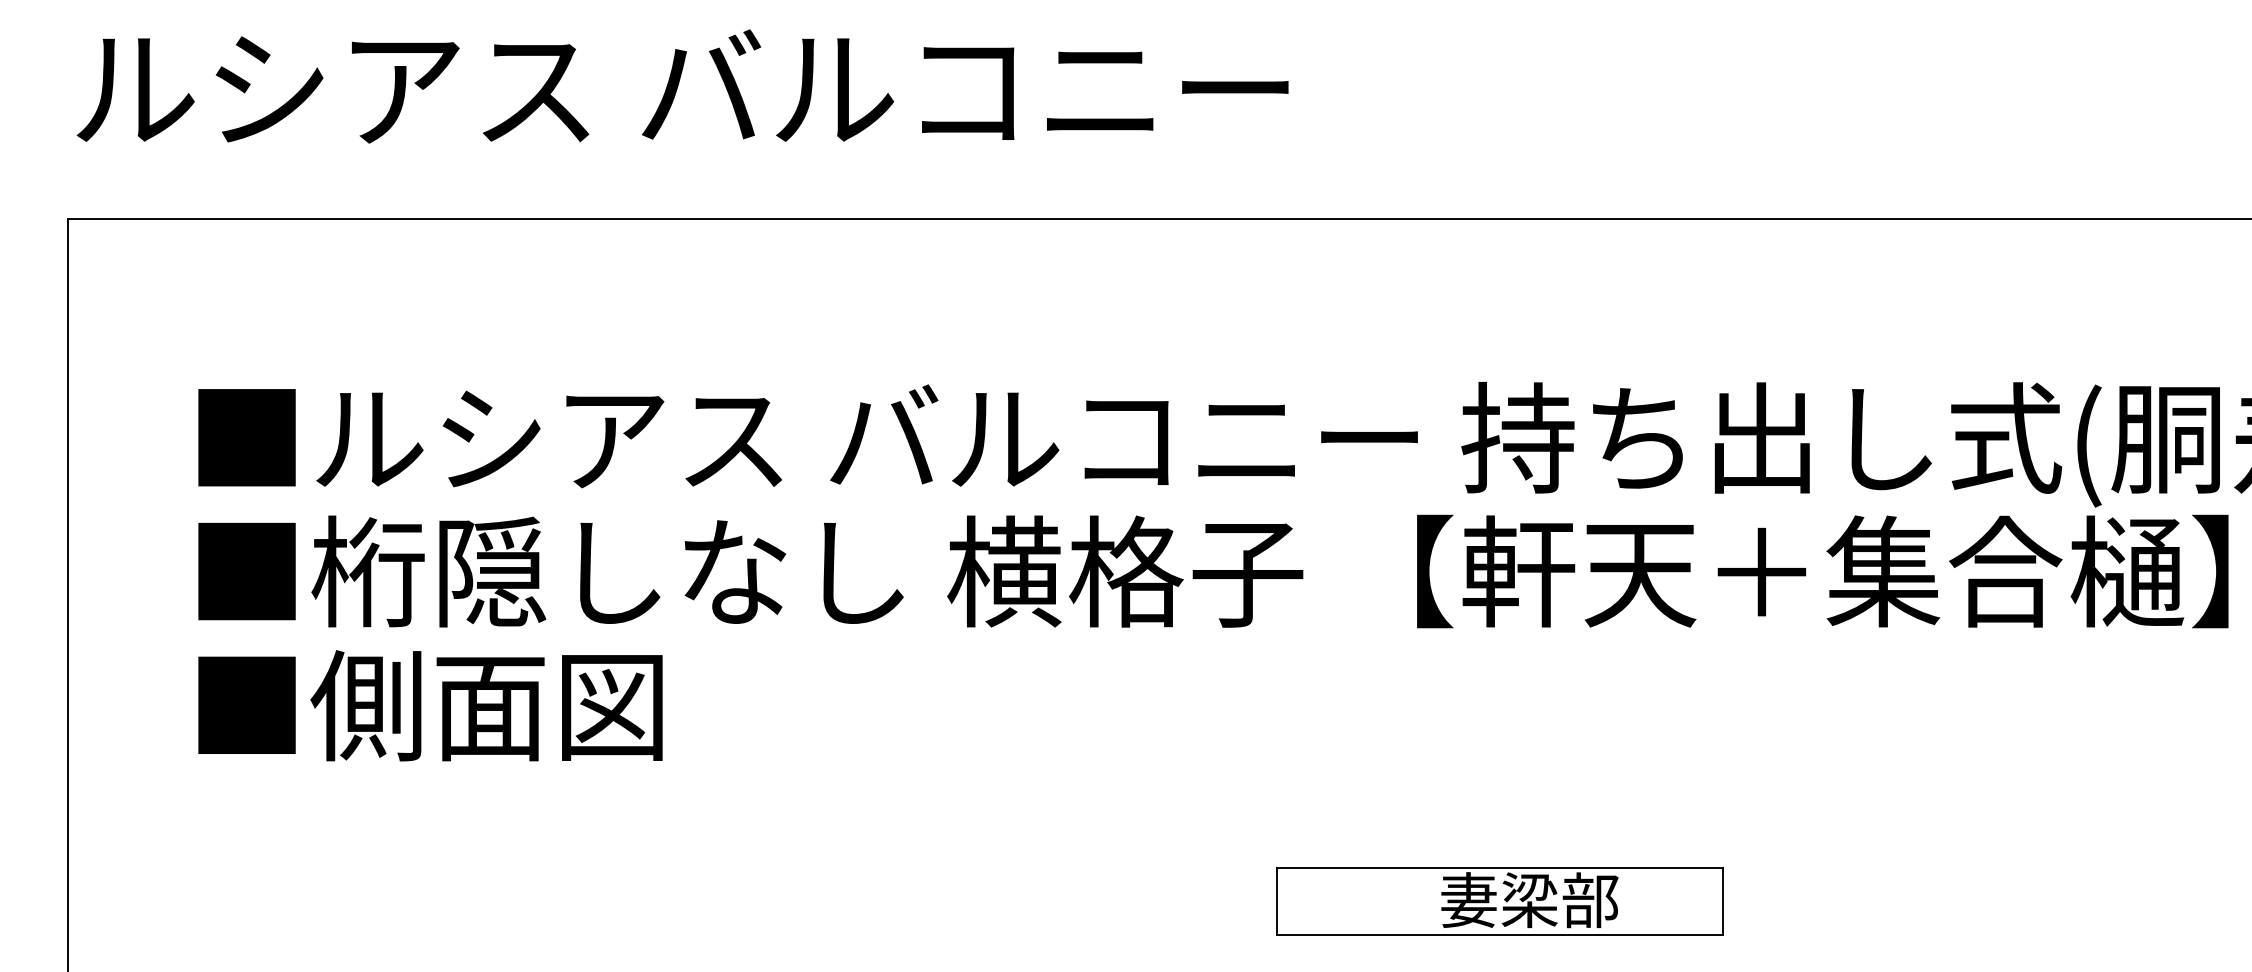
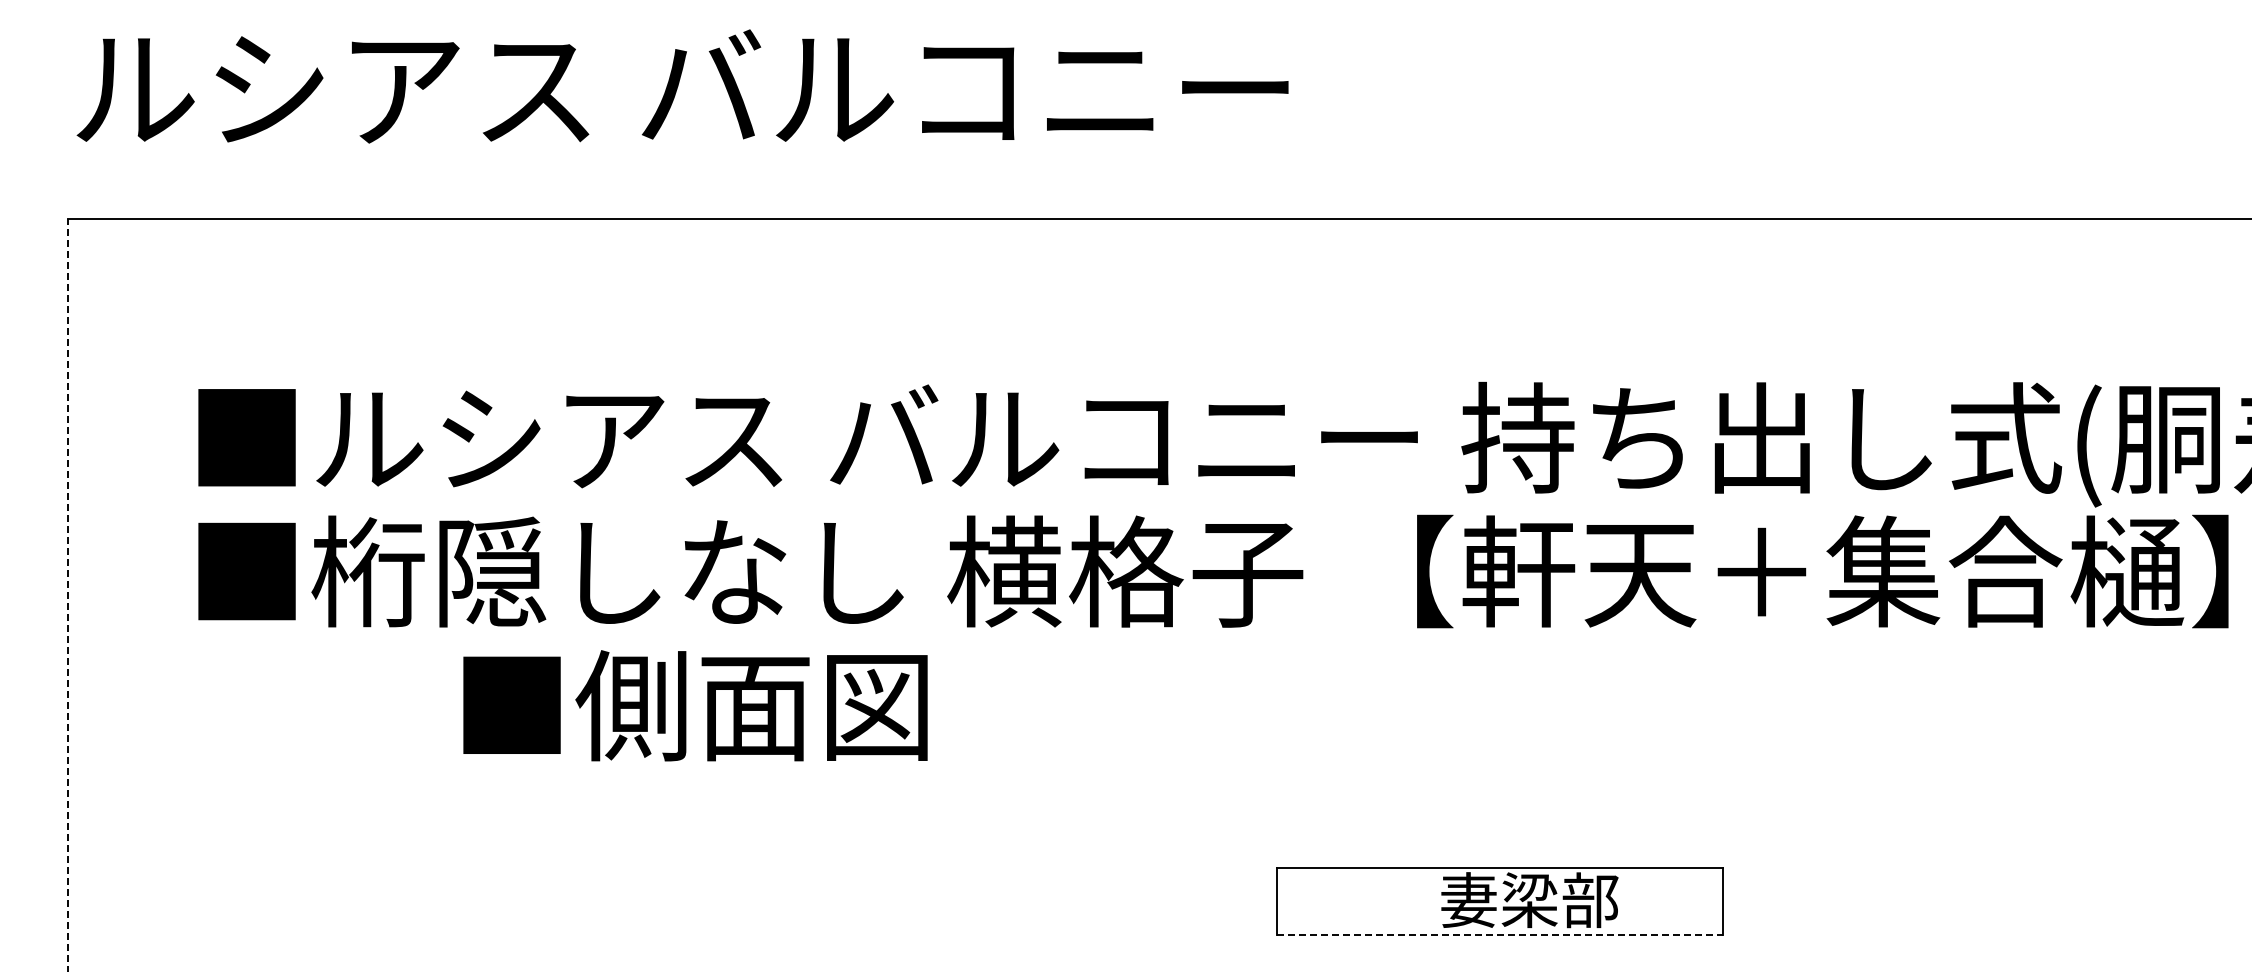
line: solid -> dashed (67, 594)
text position: (430, 705) -> (695, 705) (695, 705)
line: solid -> dashed (1500, 934)
